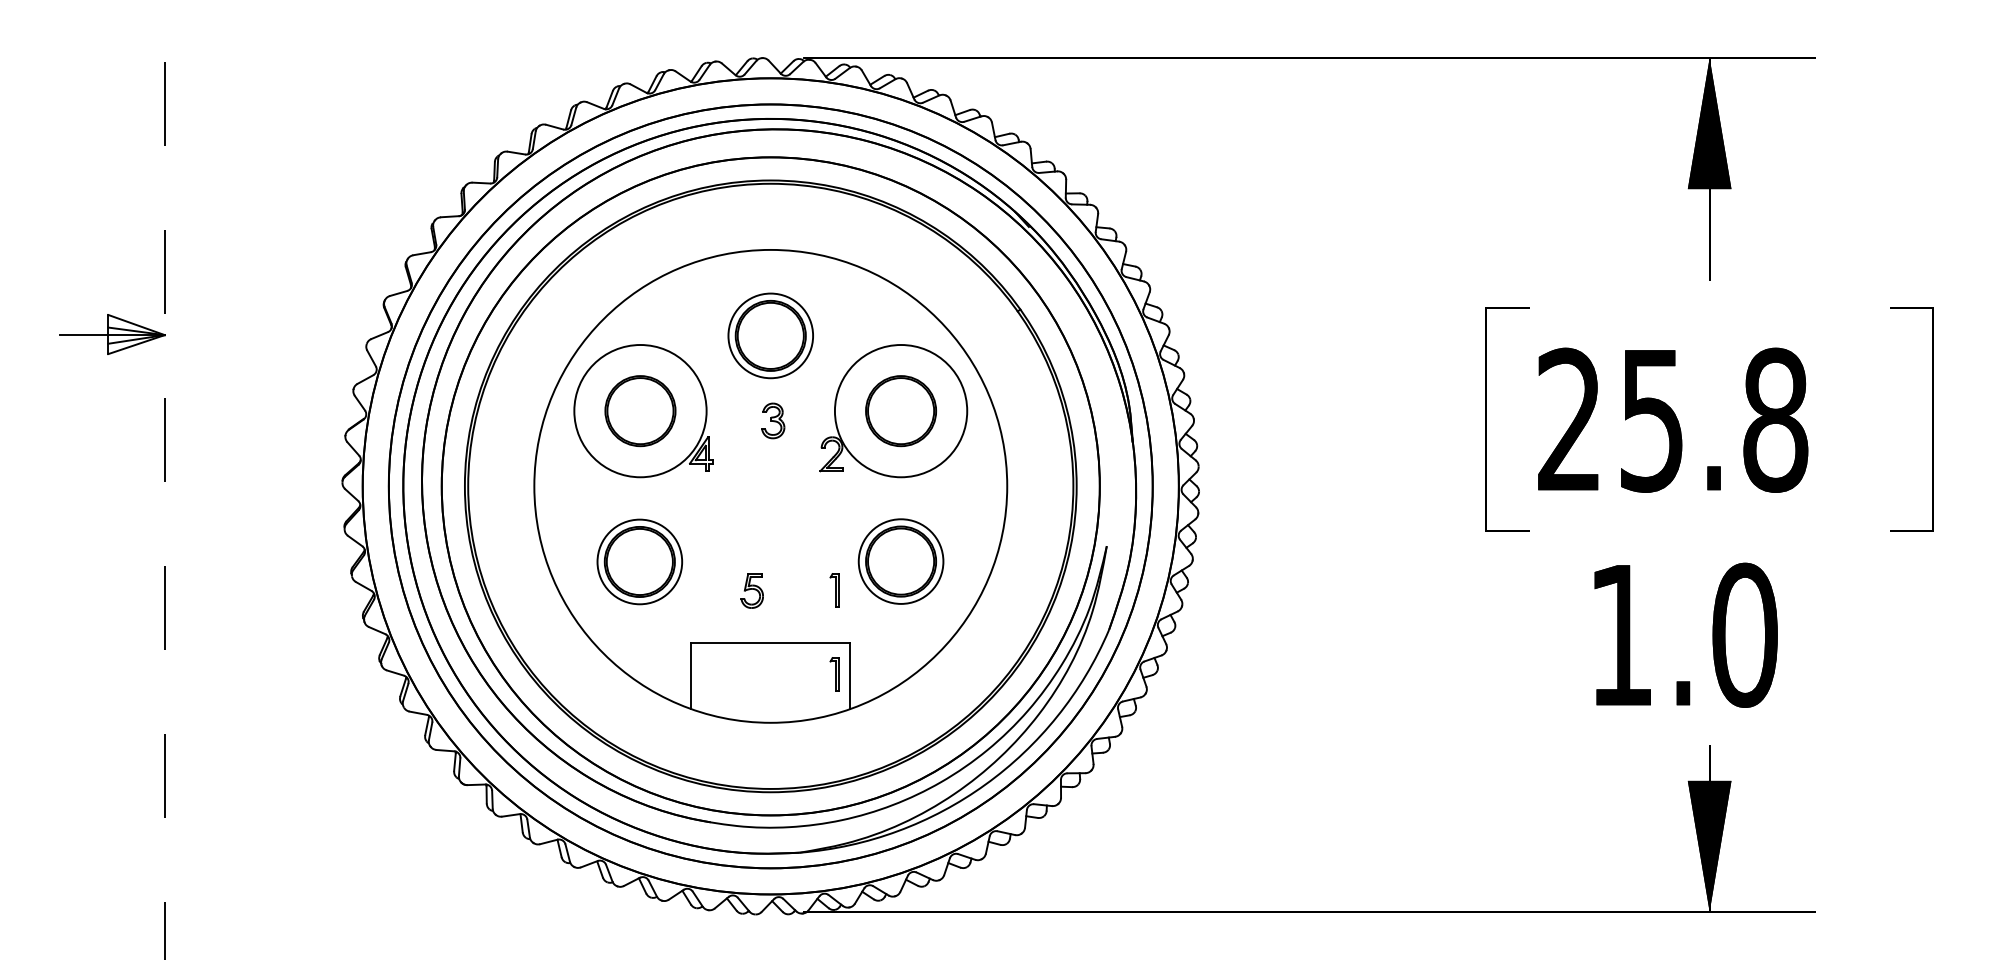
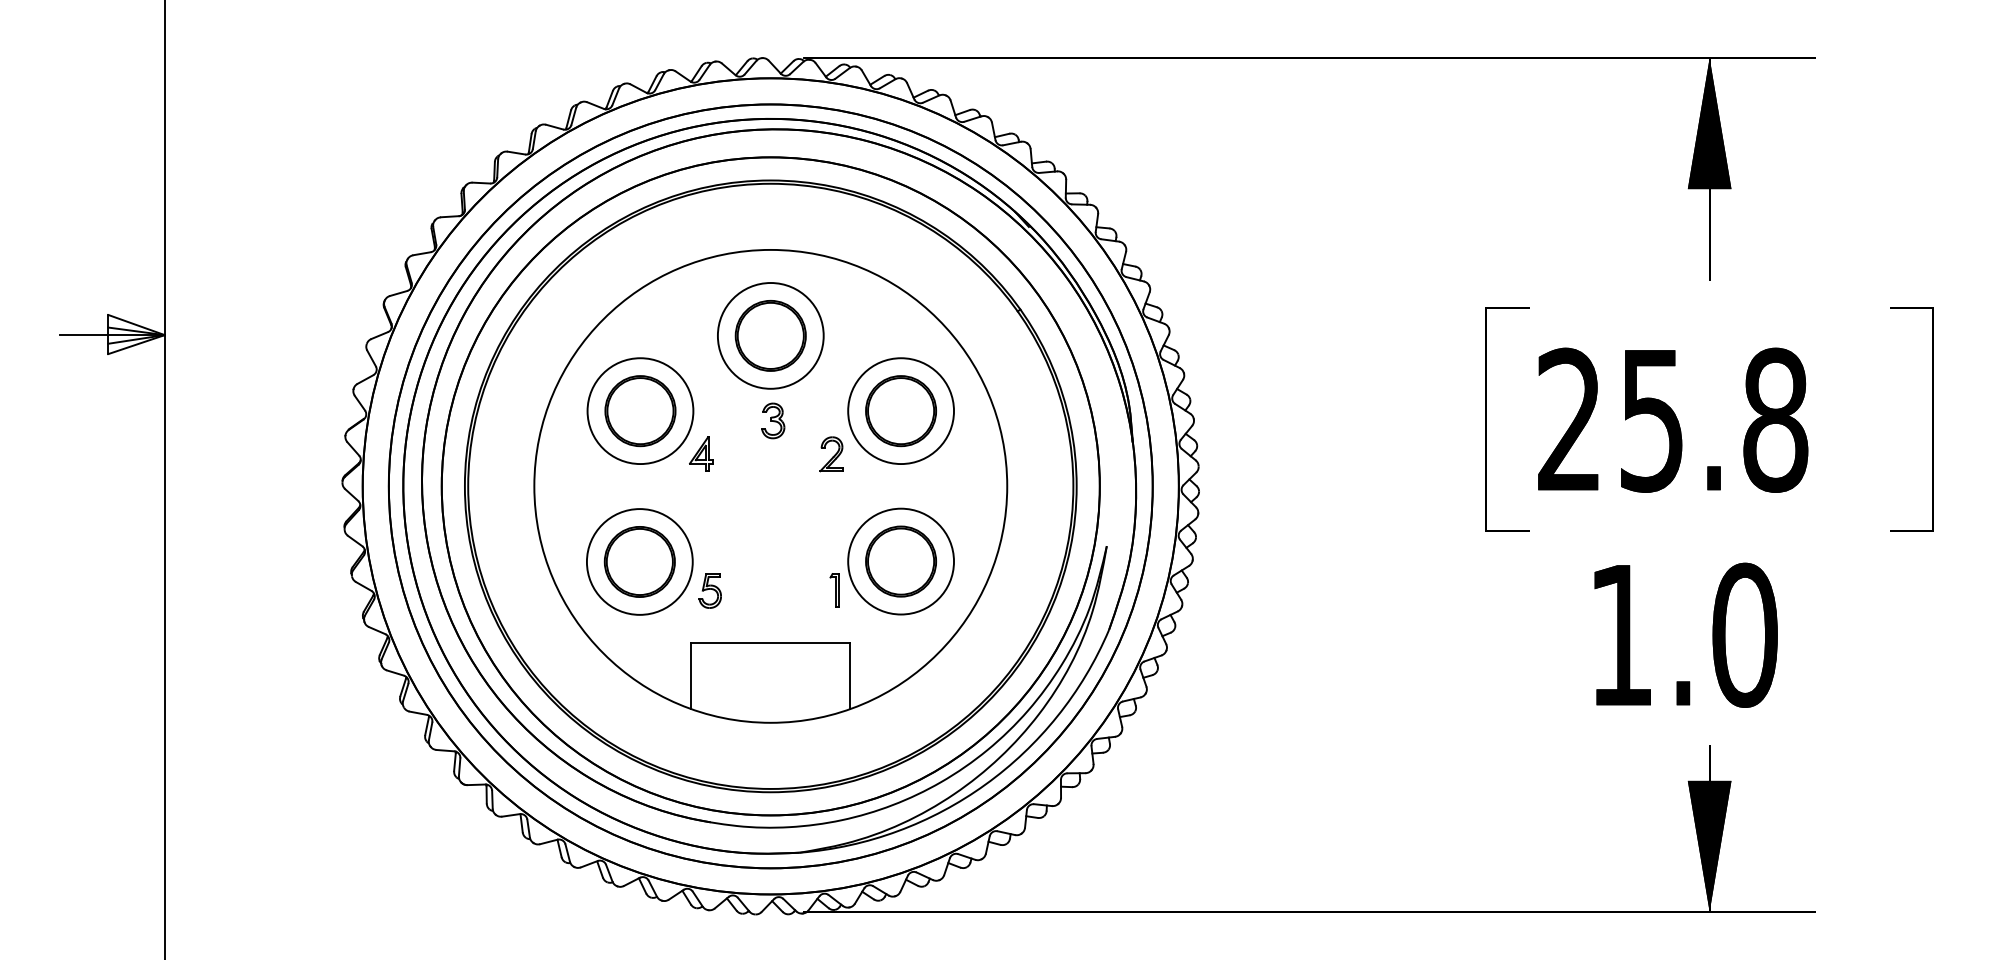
circle diameter: 85 px -> 106 px (770, 335)
circle diameter: 132 px -> 106 px (640, 411)
circle diameter: 132 px -> 106 px (901, 411)
line: dashed -> solid (164, 479)
circle diameter: 85 px -> 106 px (639, 561)
circle diameter: 85 px -> 106 px (901, 561)
part position: (751, 590) -> (709, 590) (709, 590)
part: present -> none (834, 674)
